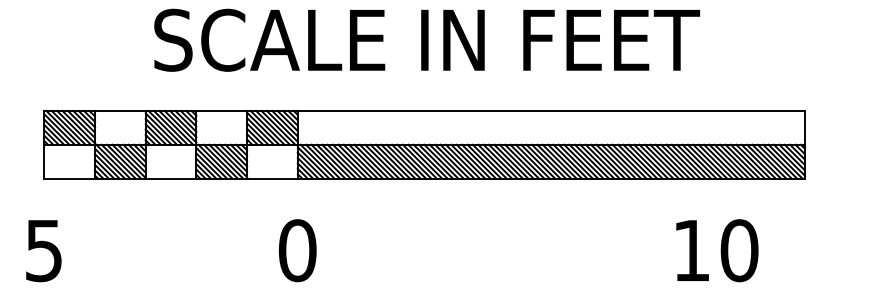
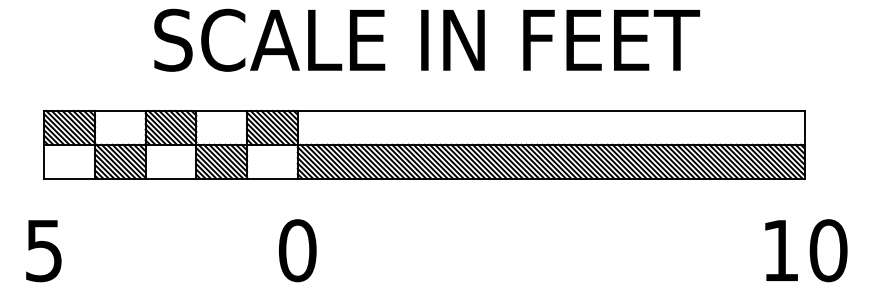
text position: (717, 250) -> (806, 250) (806, 250)
